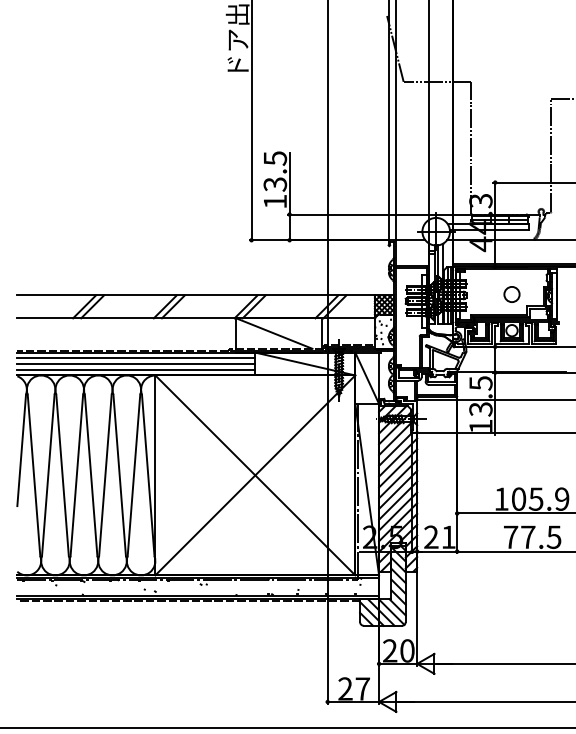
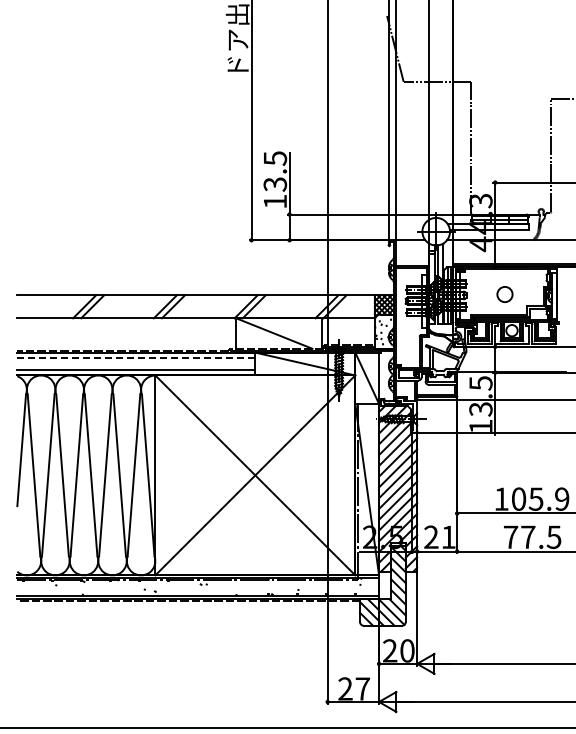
circle position: (511, 294) -> (504, 294) (504, 294)
line: solid -> dashed (136, 358)
line: present -> none (136, 364)
